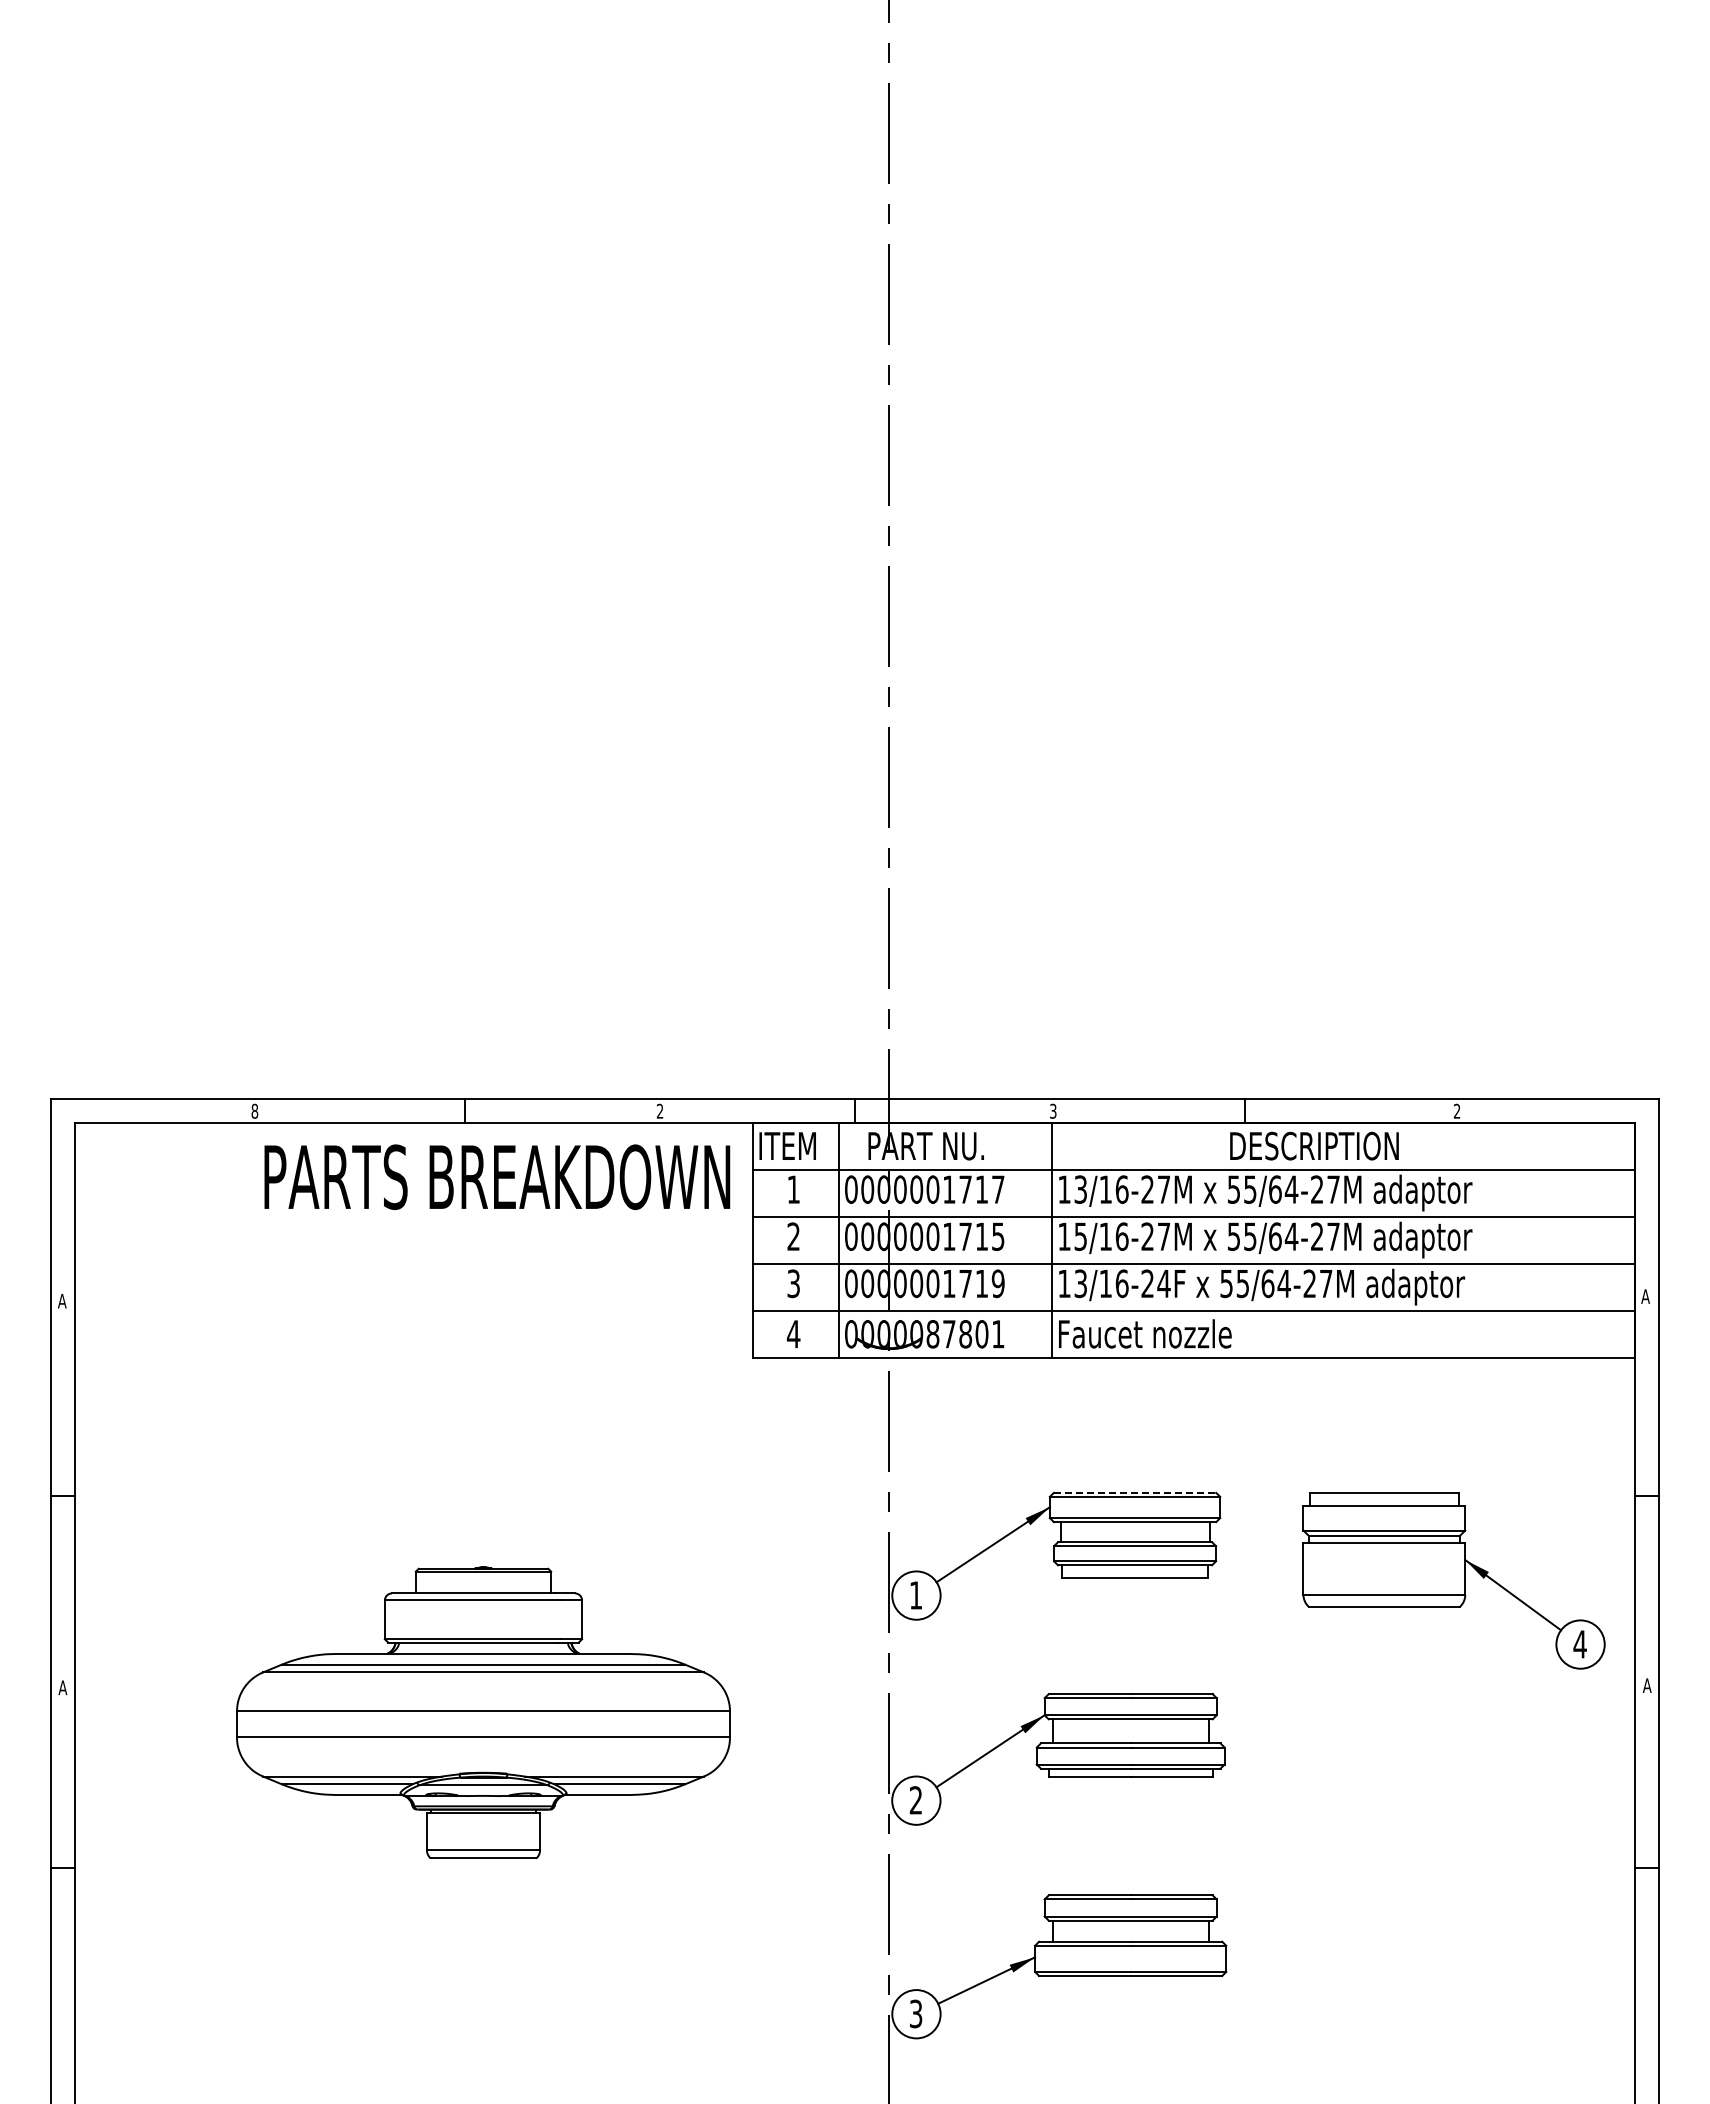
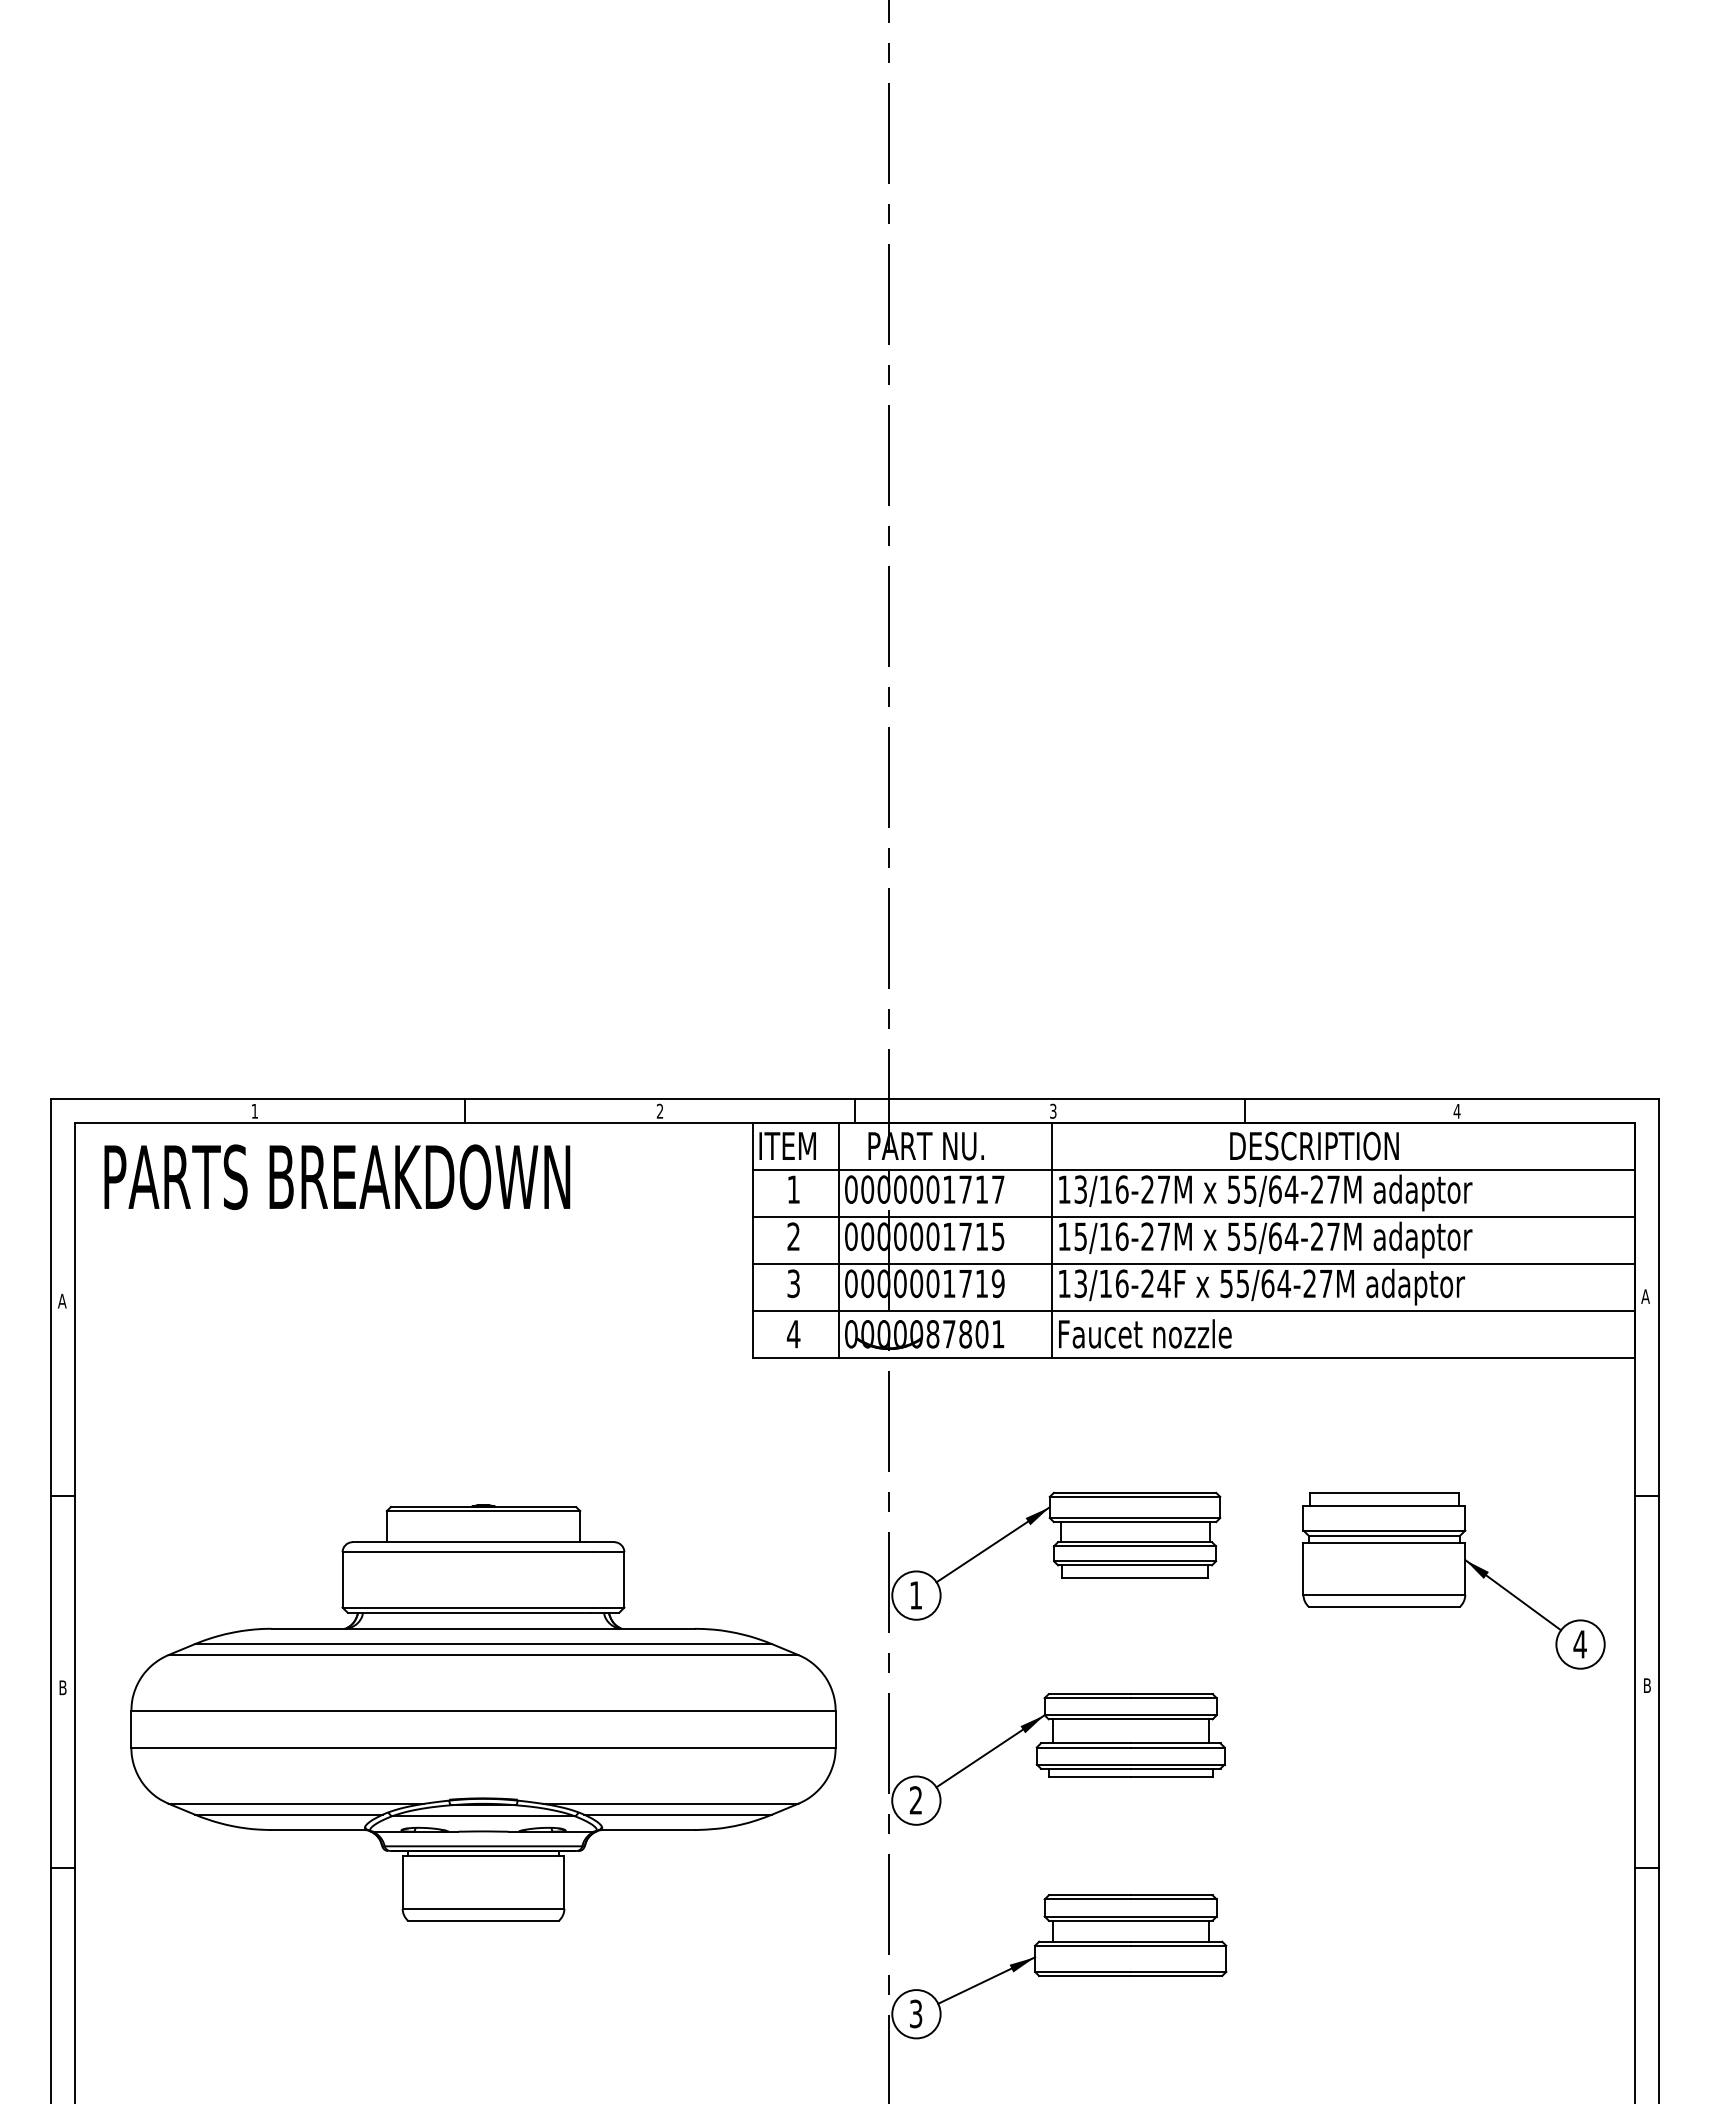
text: 8 -> 1 (254, 1110)
text: 2 -> 4 (1456, 1110)
text position: (497, 1177) -> (337, 1177) (337, 1177)
line: dashed -> solid (1135, 1492)
text: A -> B (1646, 1685)
text: A -> B (62, 1687)
part size: 495x293 px -> 707x418 px (483, 1712)
